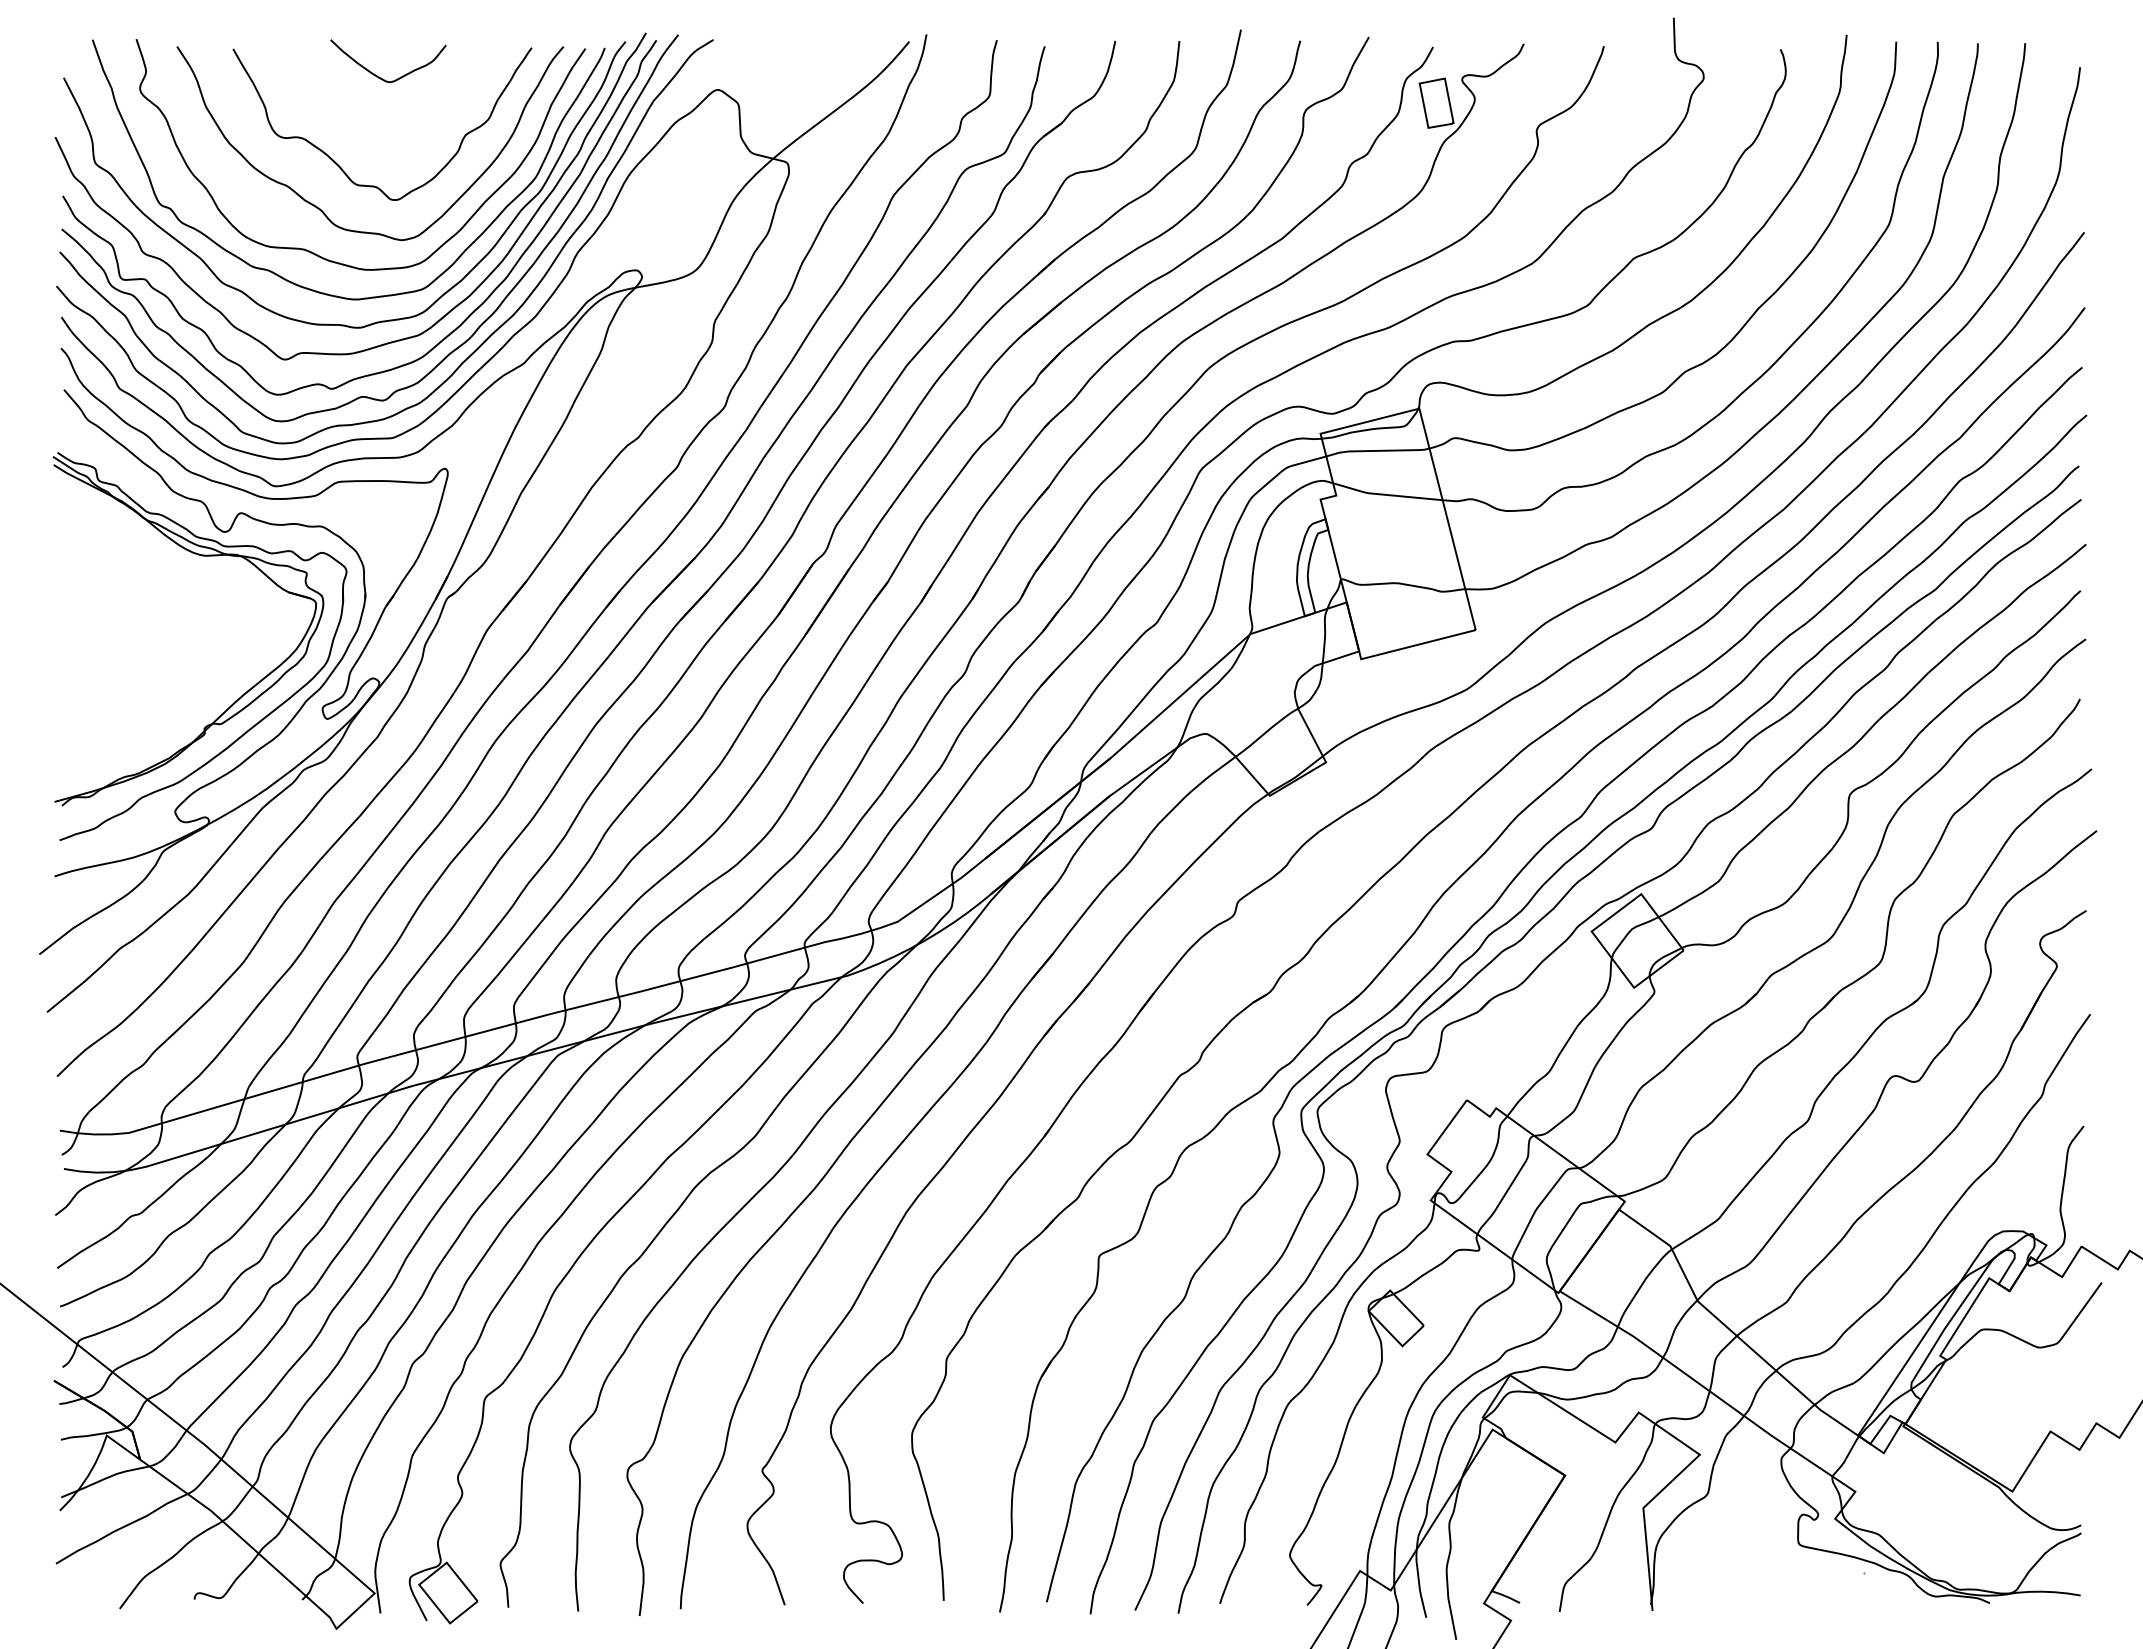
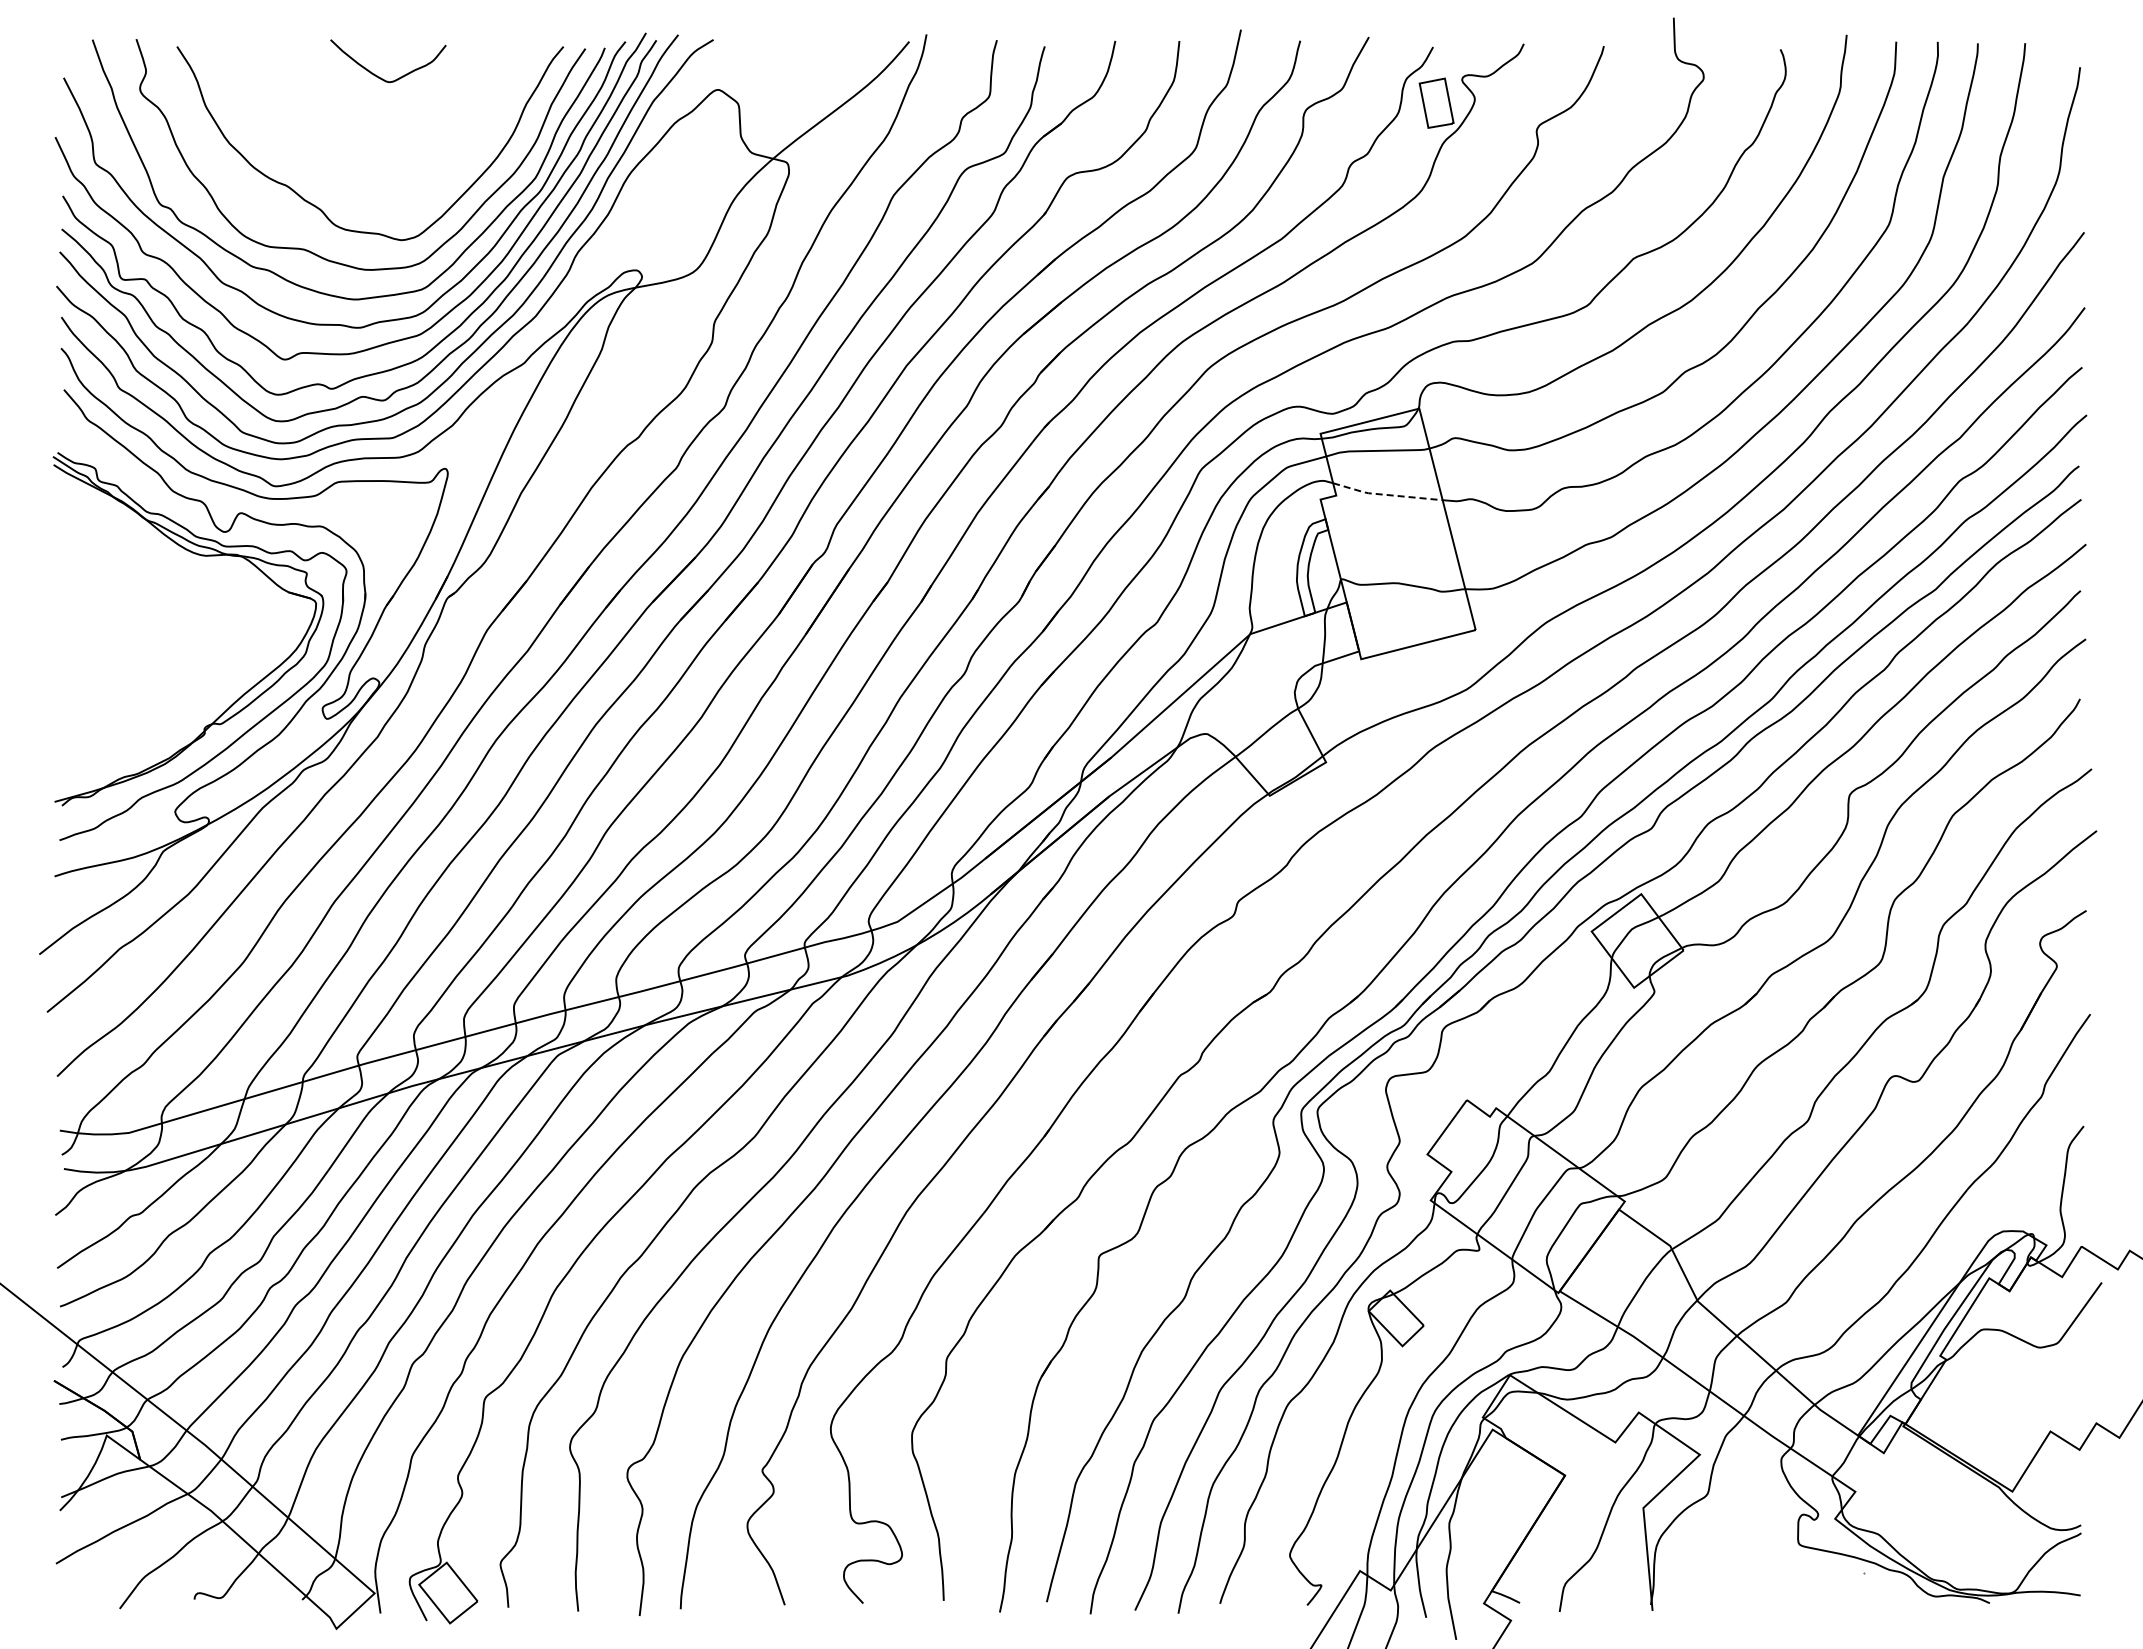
curve: present -> none (339, 165)
line: solid -> dashed (1386, 494)
